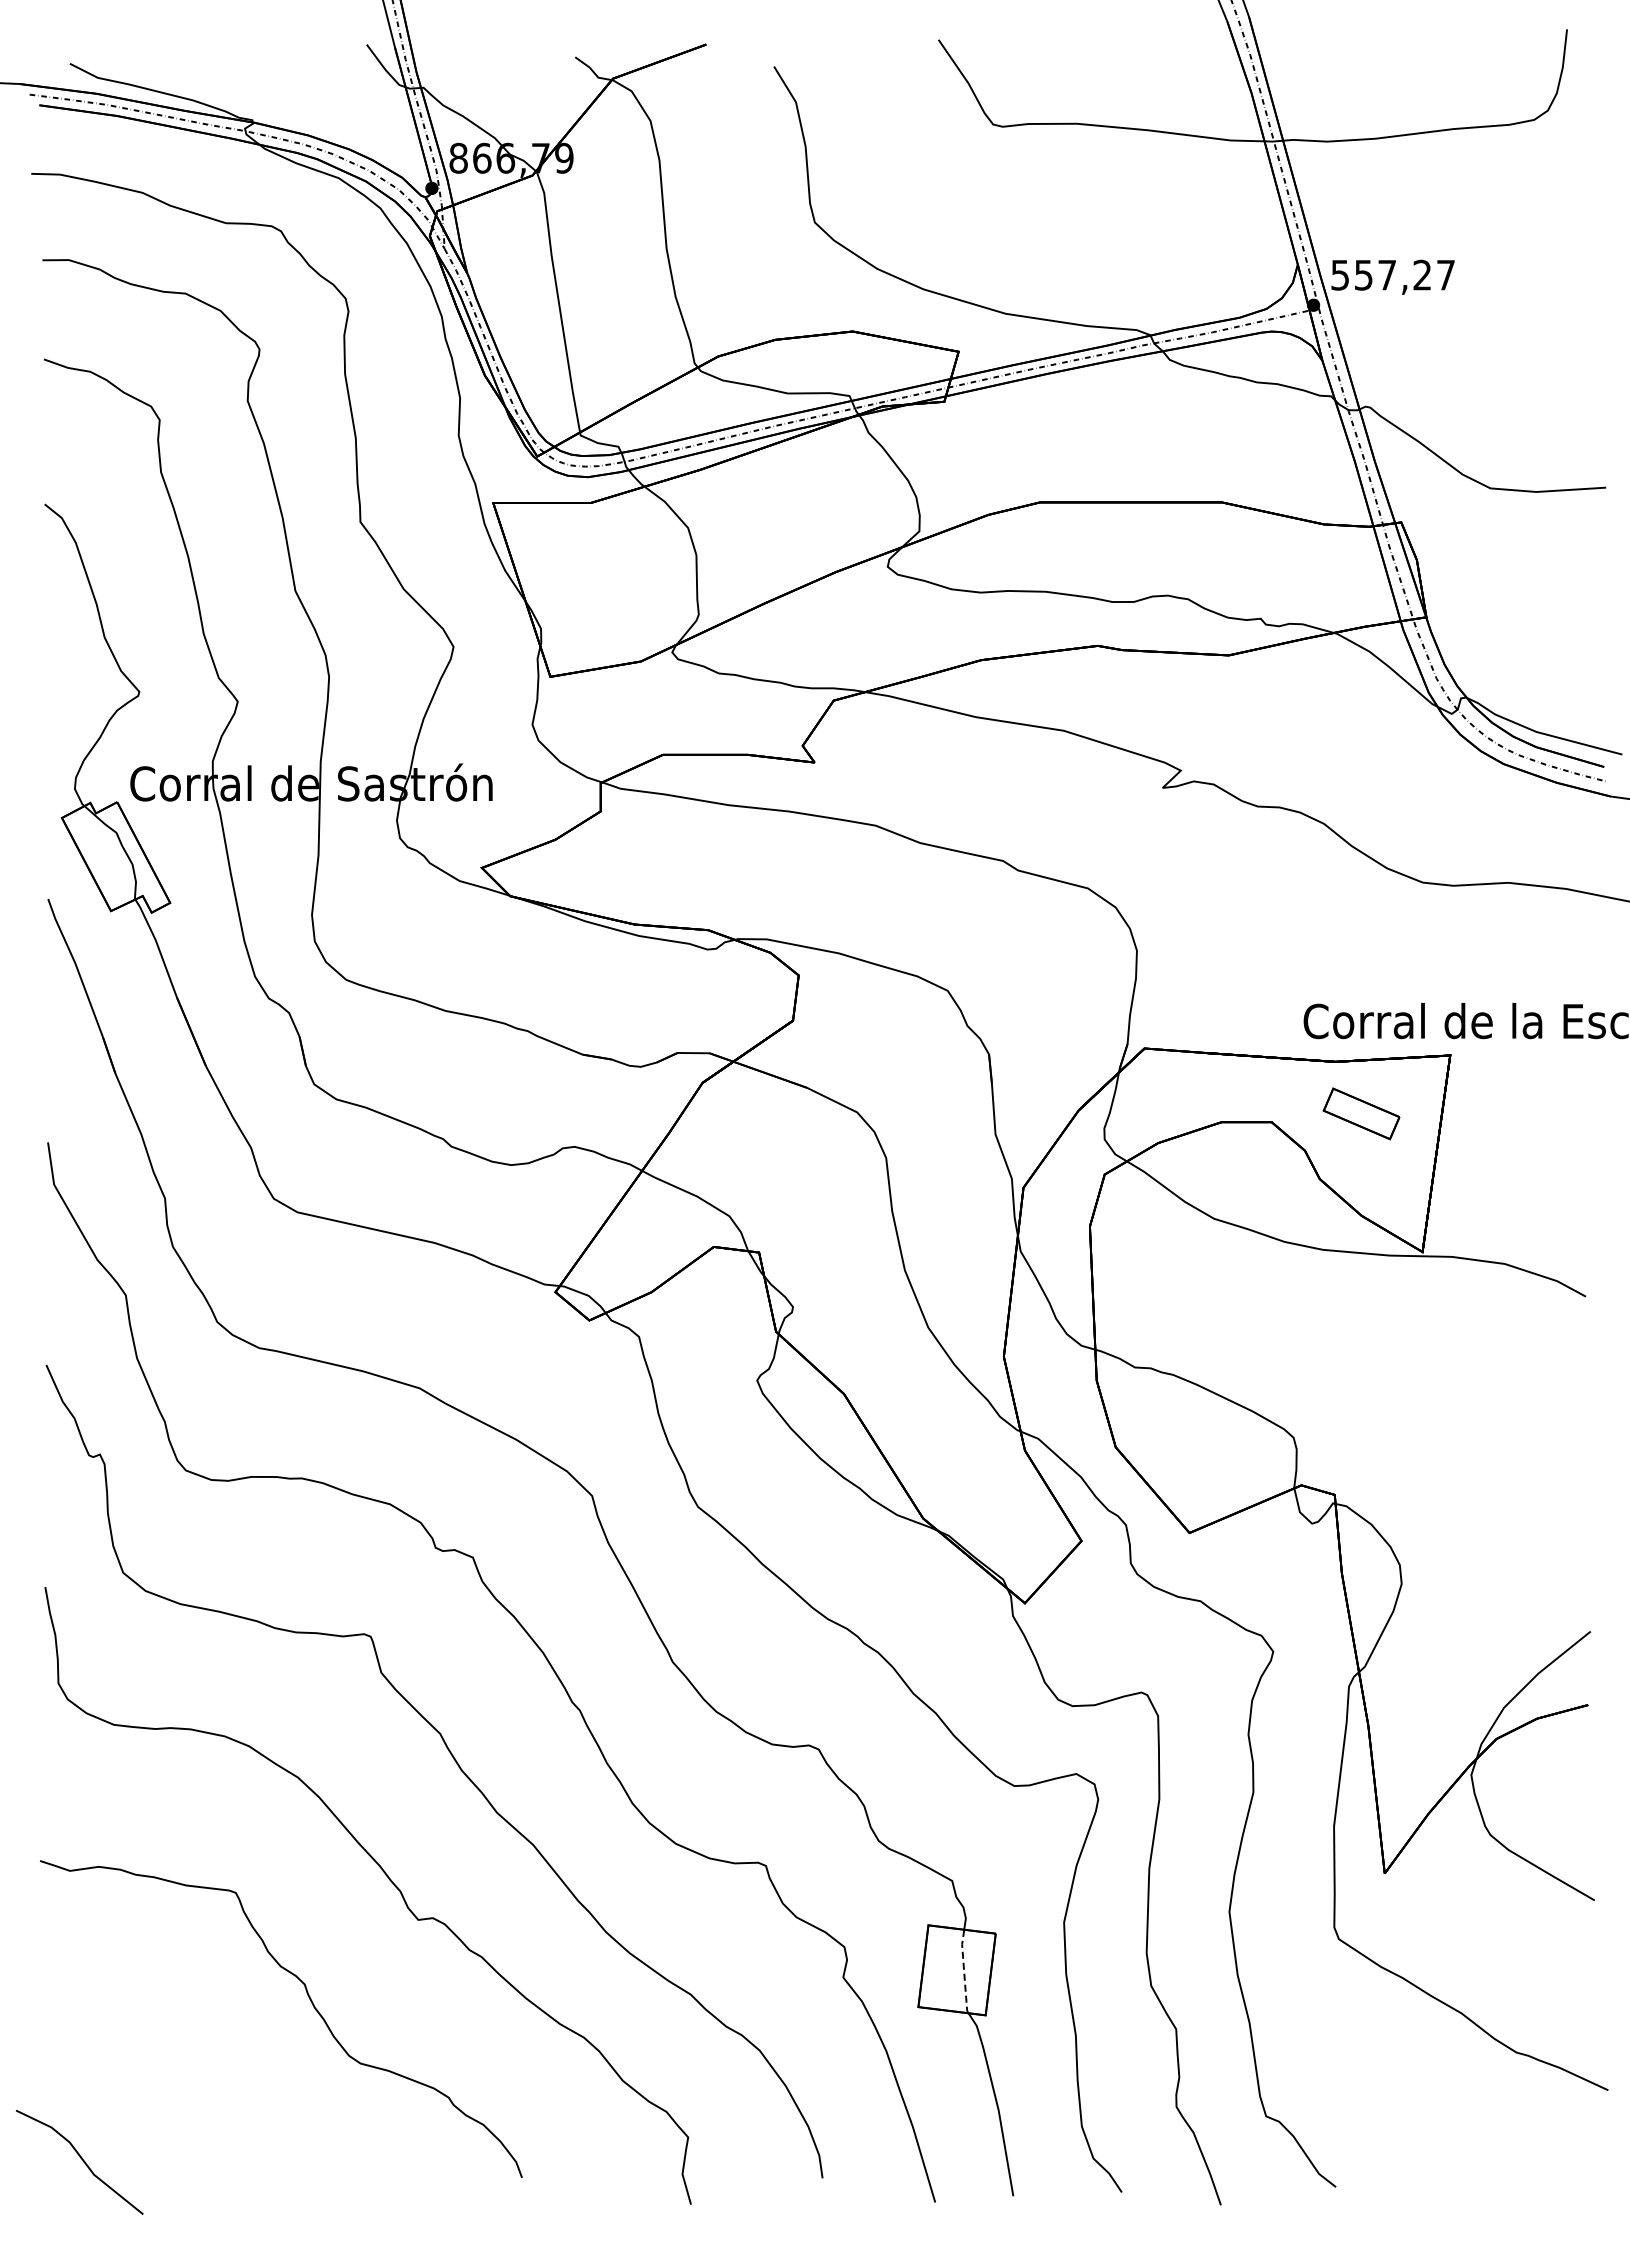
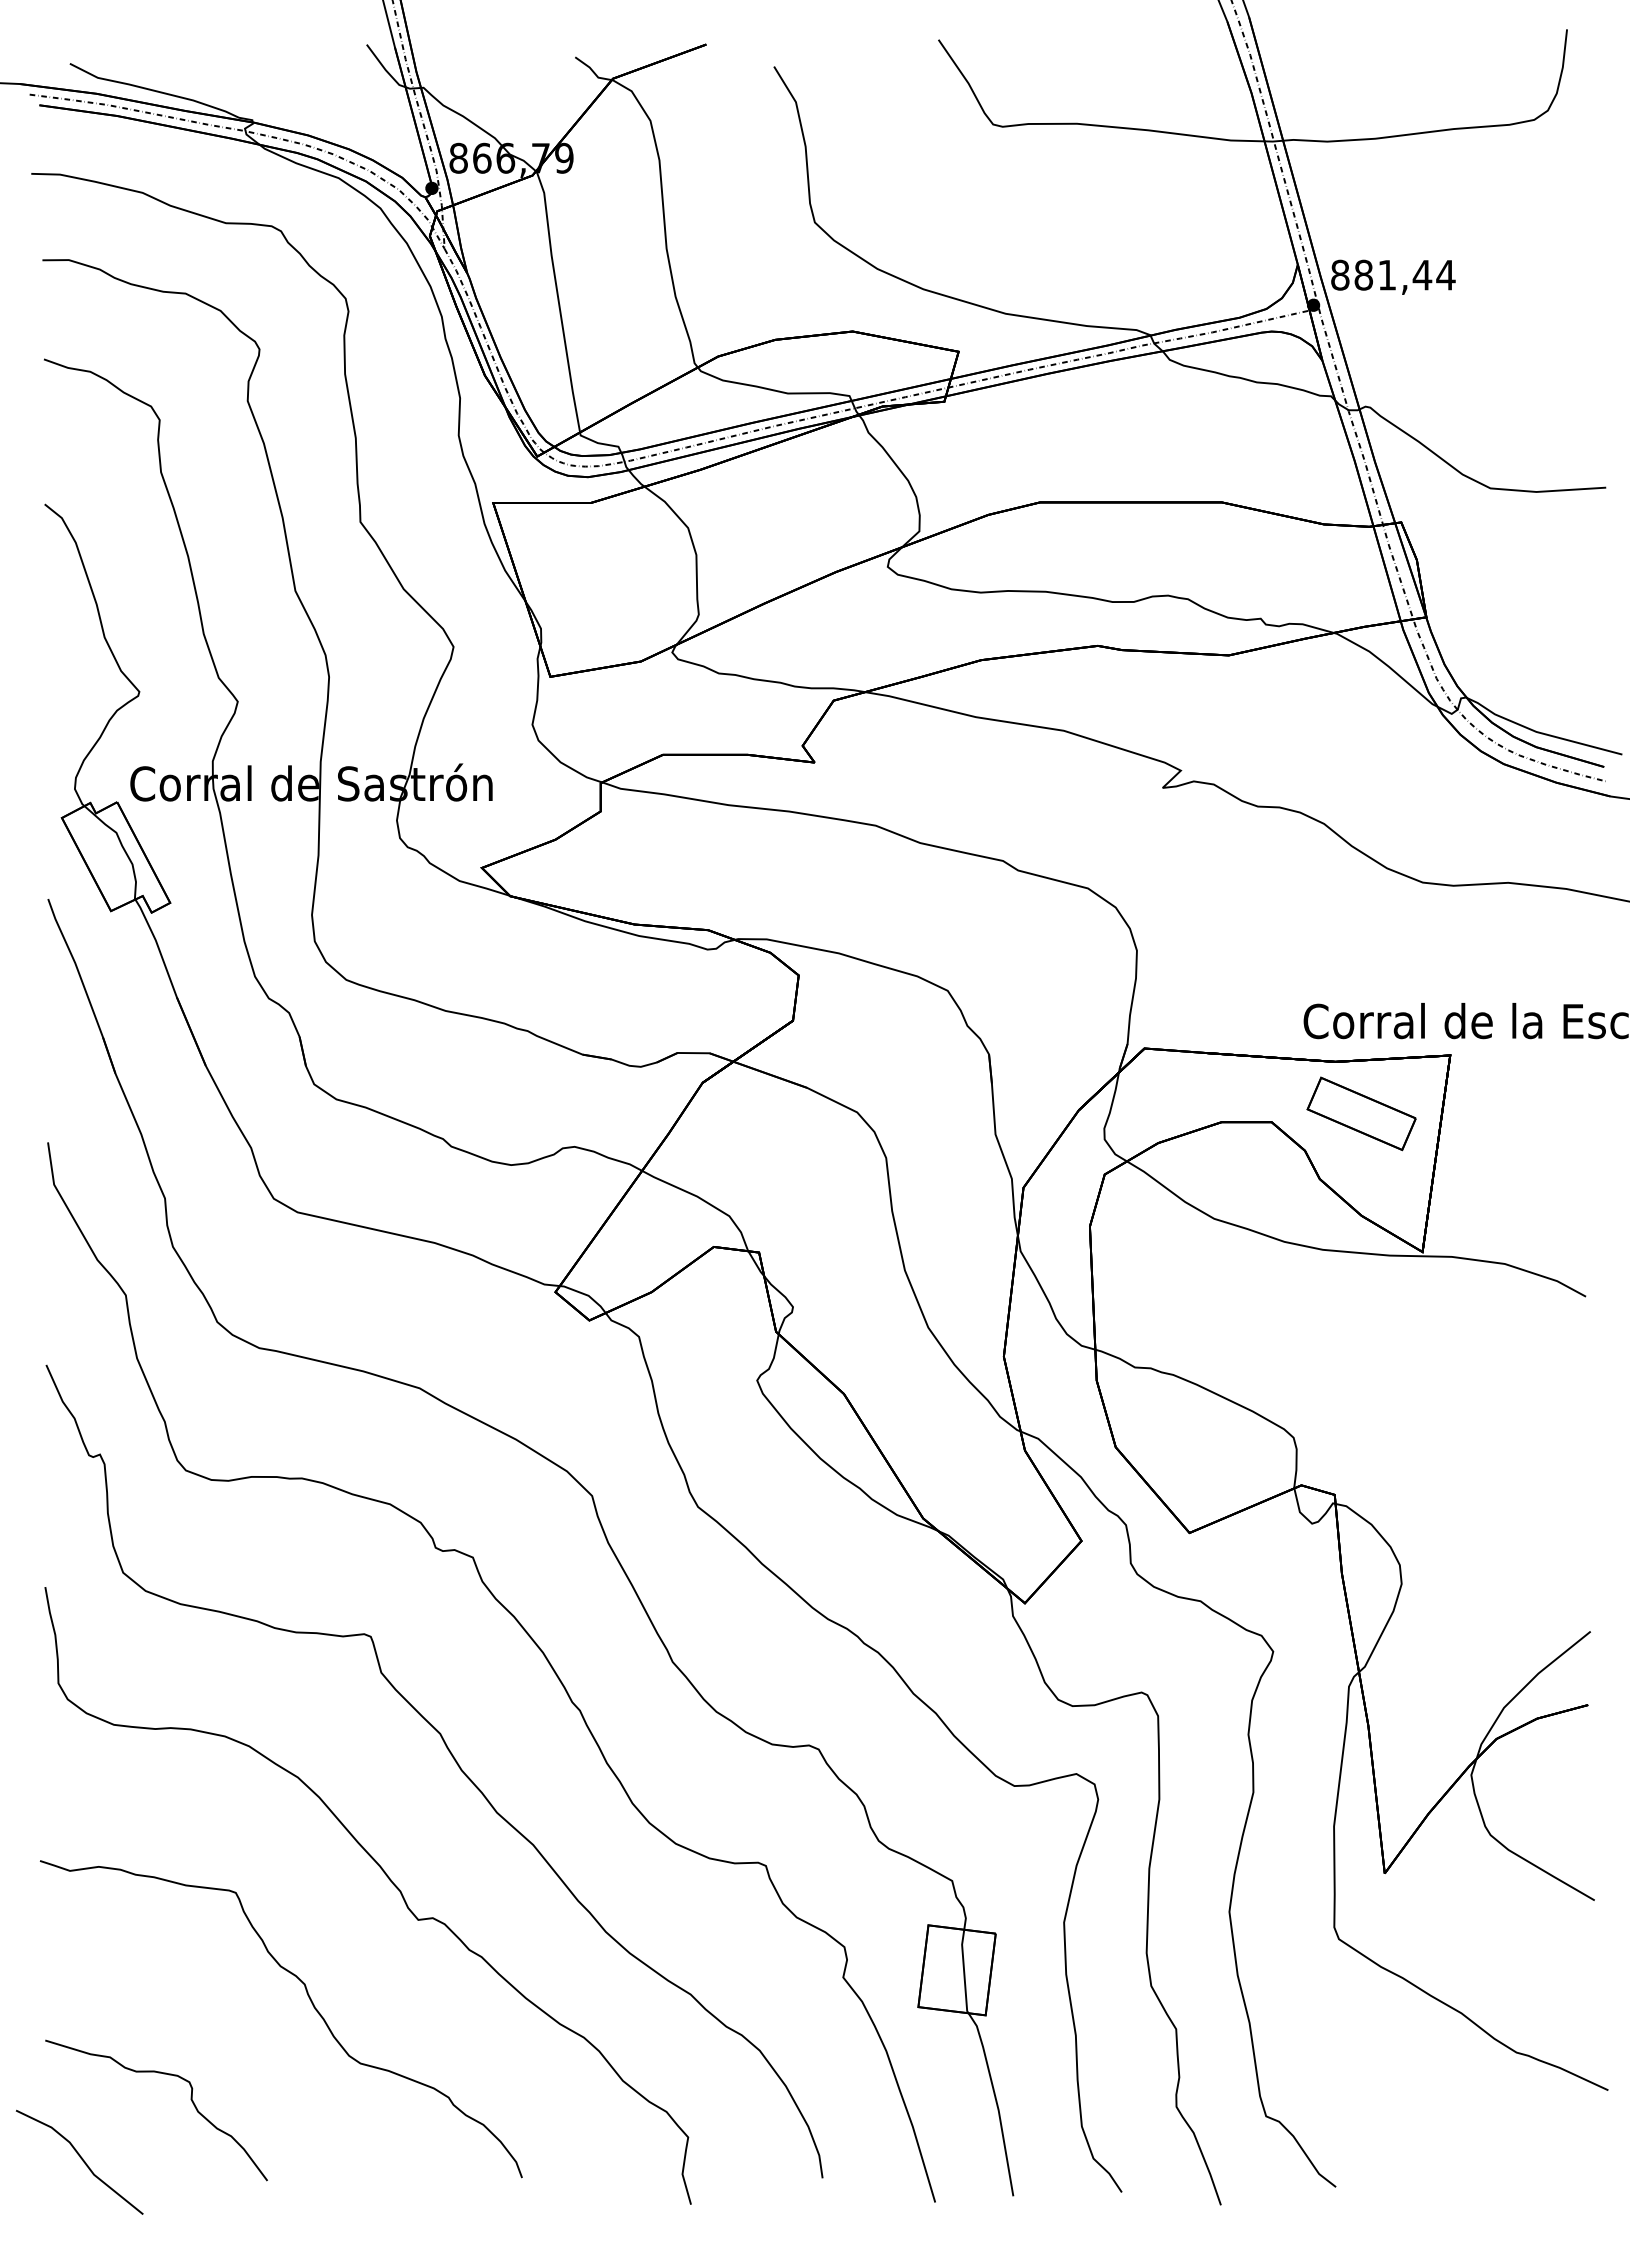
text: 557,27 -> 881,44 (1393, 274)
part size: 79x54 px -> 111x76 px (1361, 1113)
line: dashed -> solid (964, 1971)
curve: none -> present (190, 2099)
